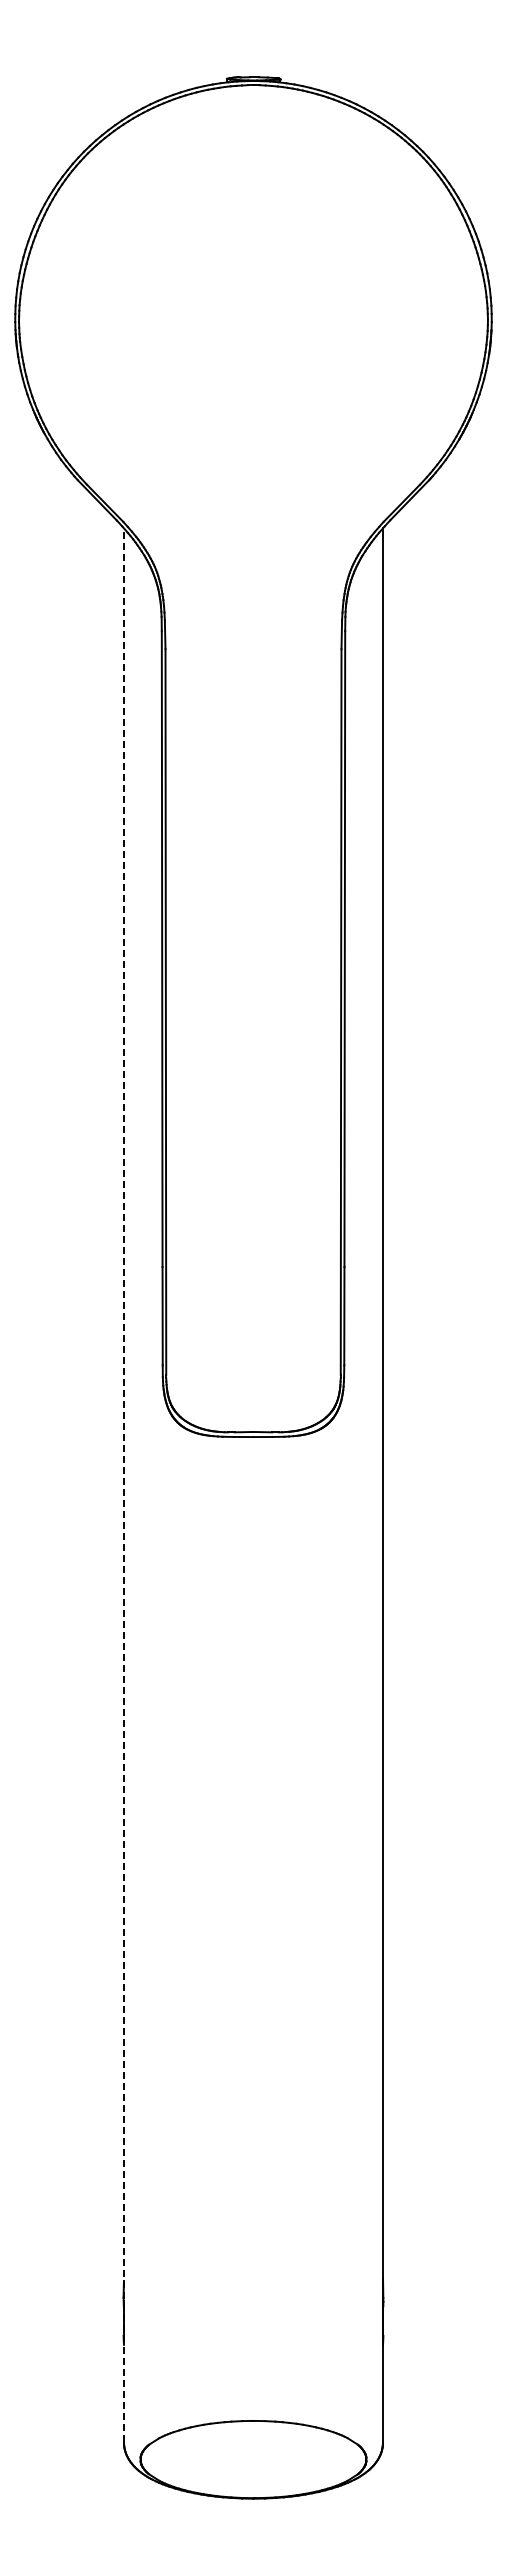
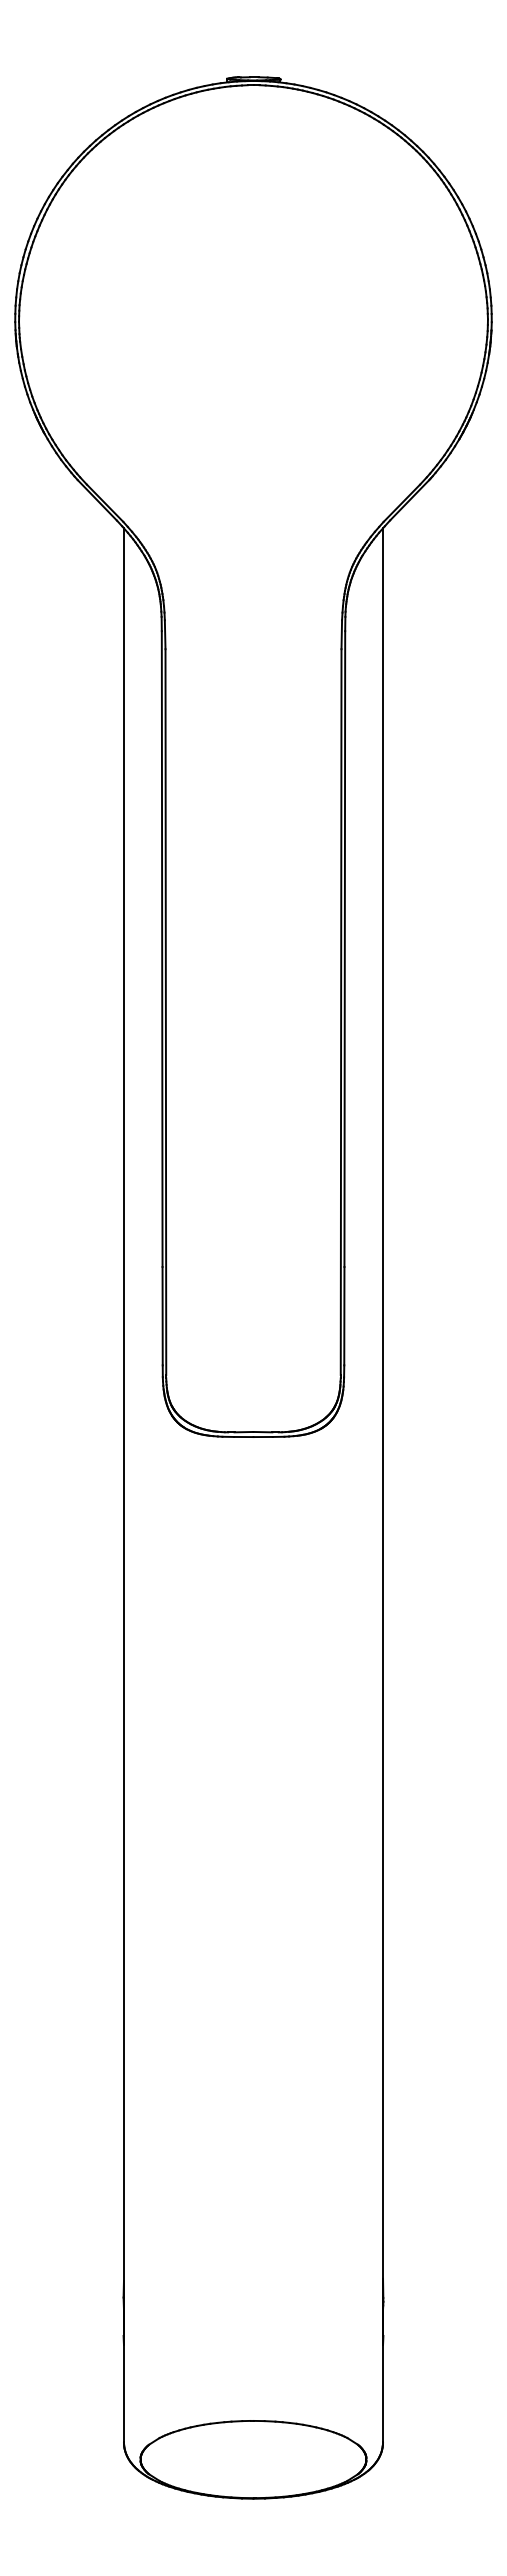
line: dashed -> solid (123, 1485)
